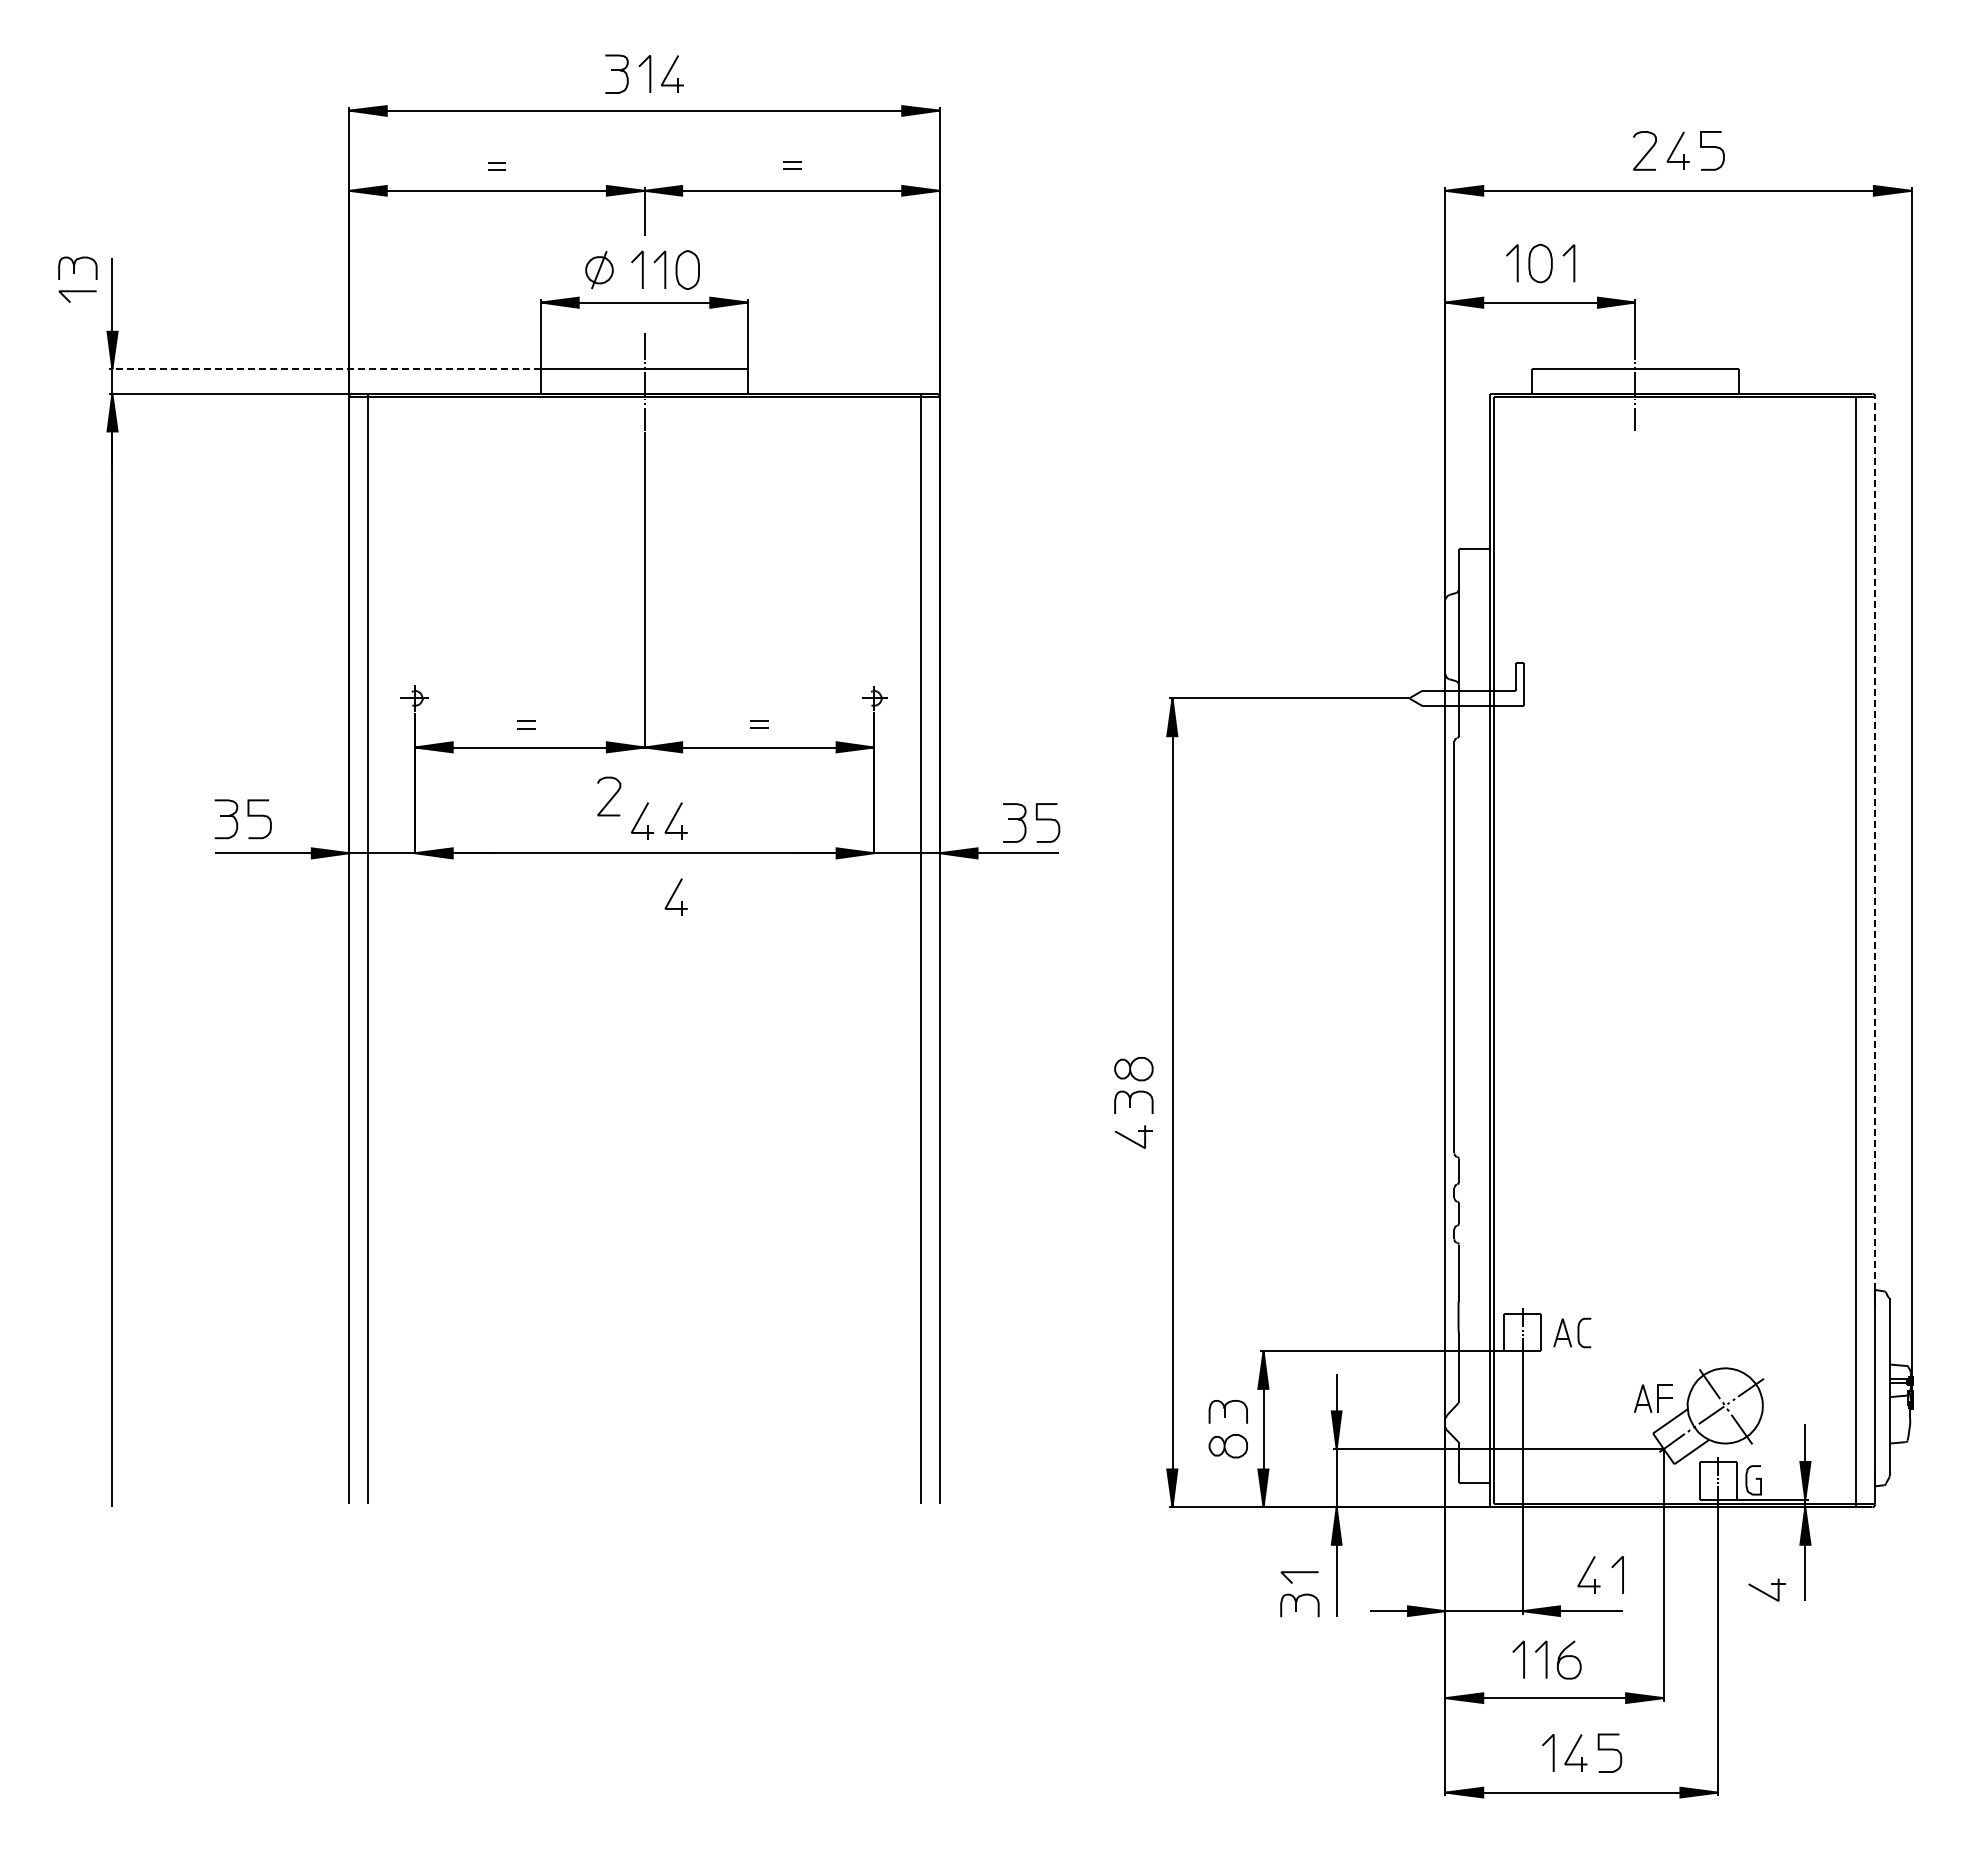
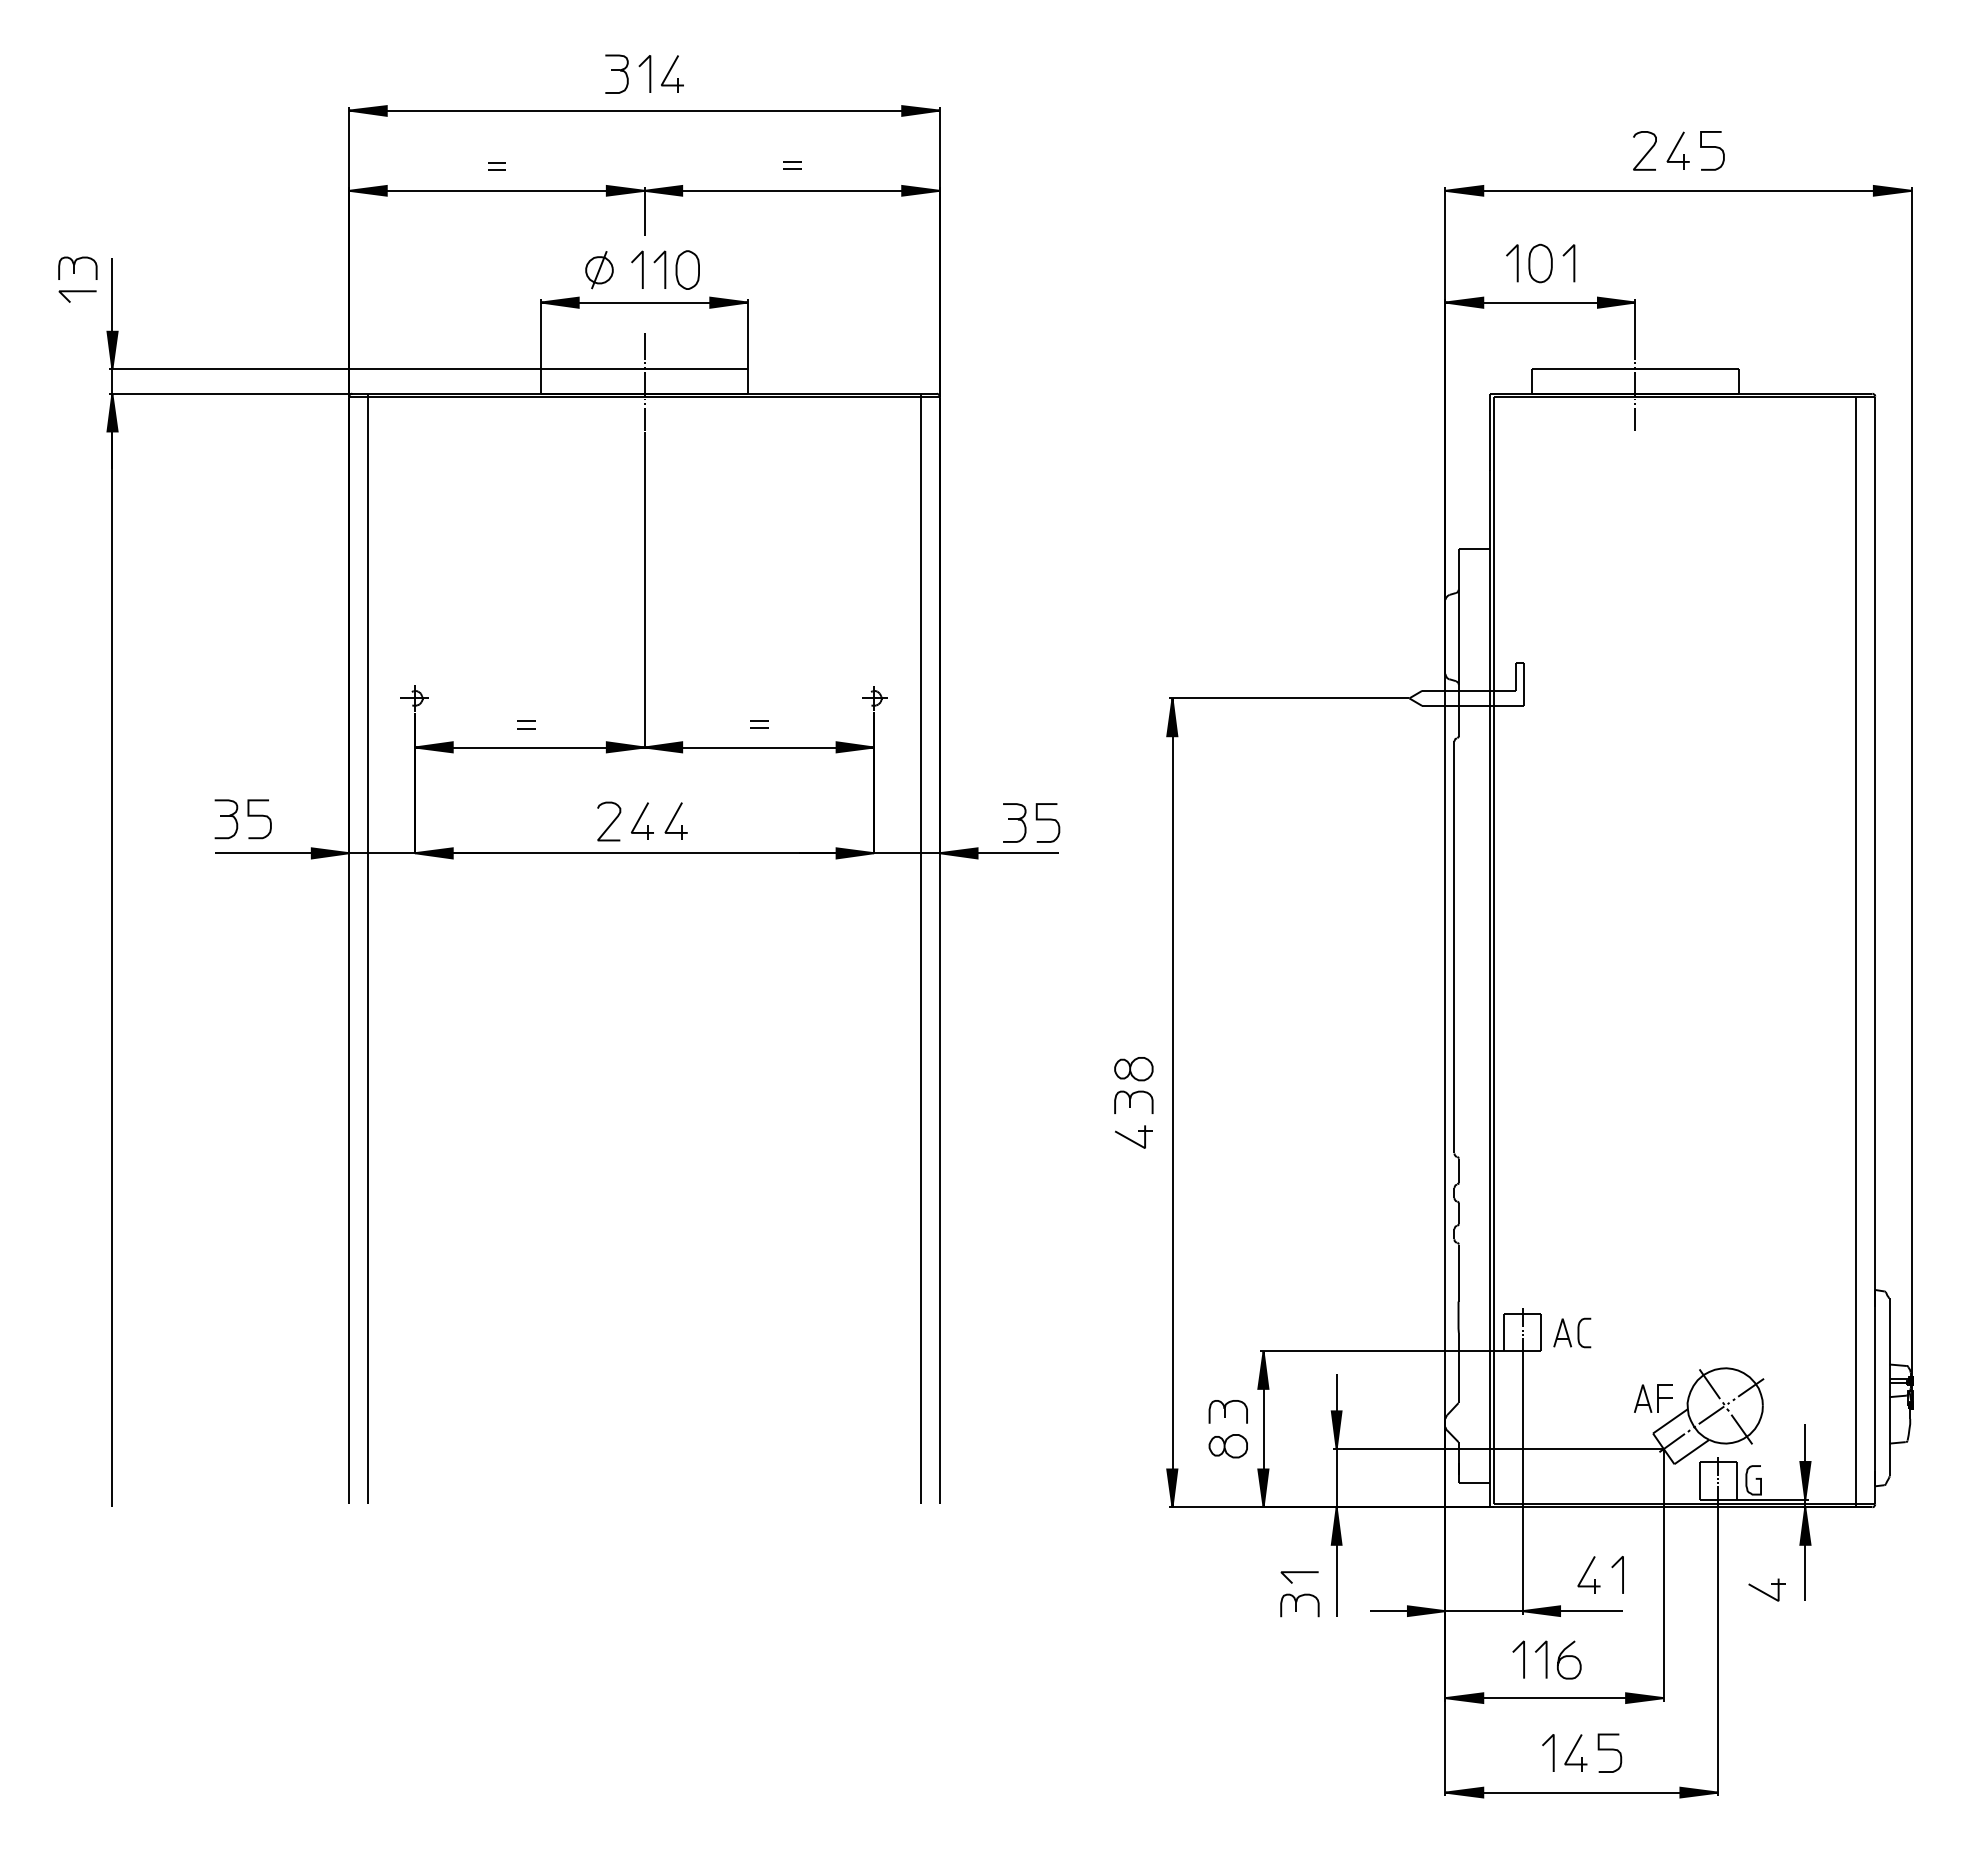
line: dashed -> solid (324, 369)
curve position: (611, 797) -> (611, 822) (611, 822)
line: dashed -> solid (1874, 843)
part: present -> none (675, 896)
